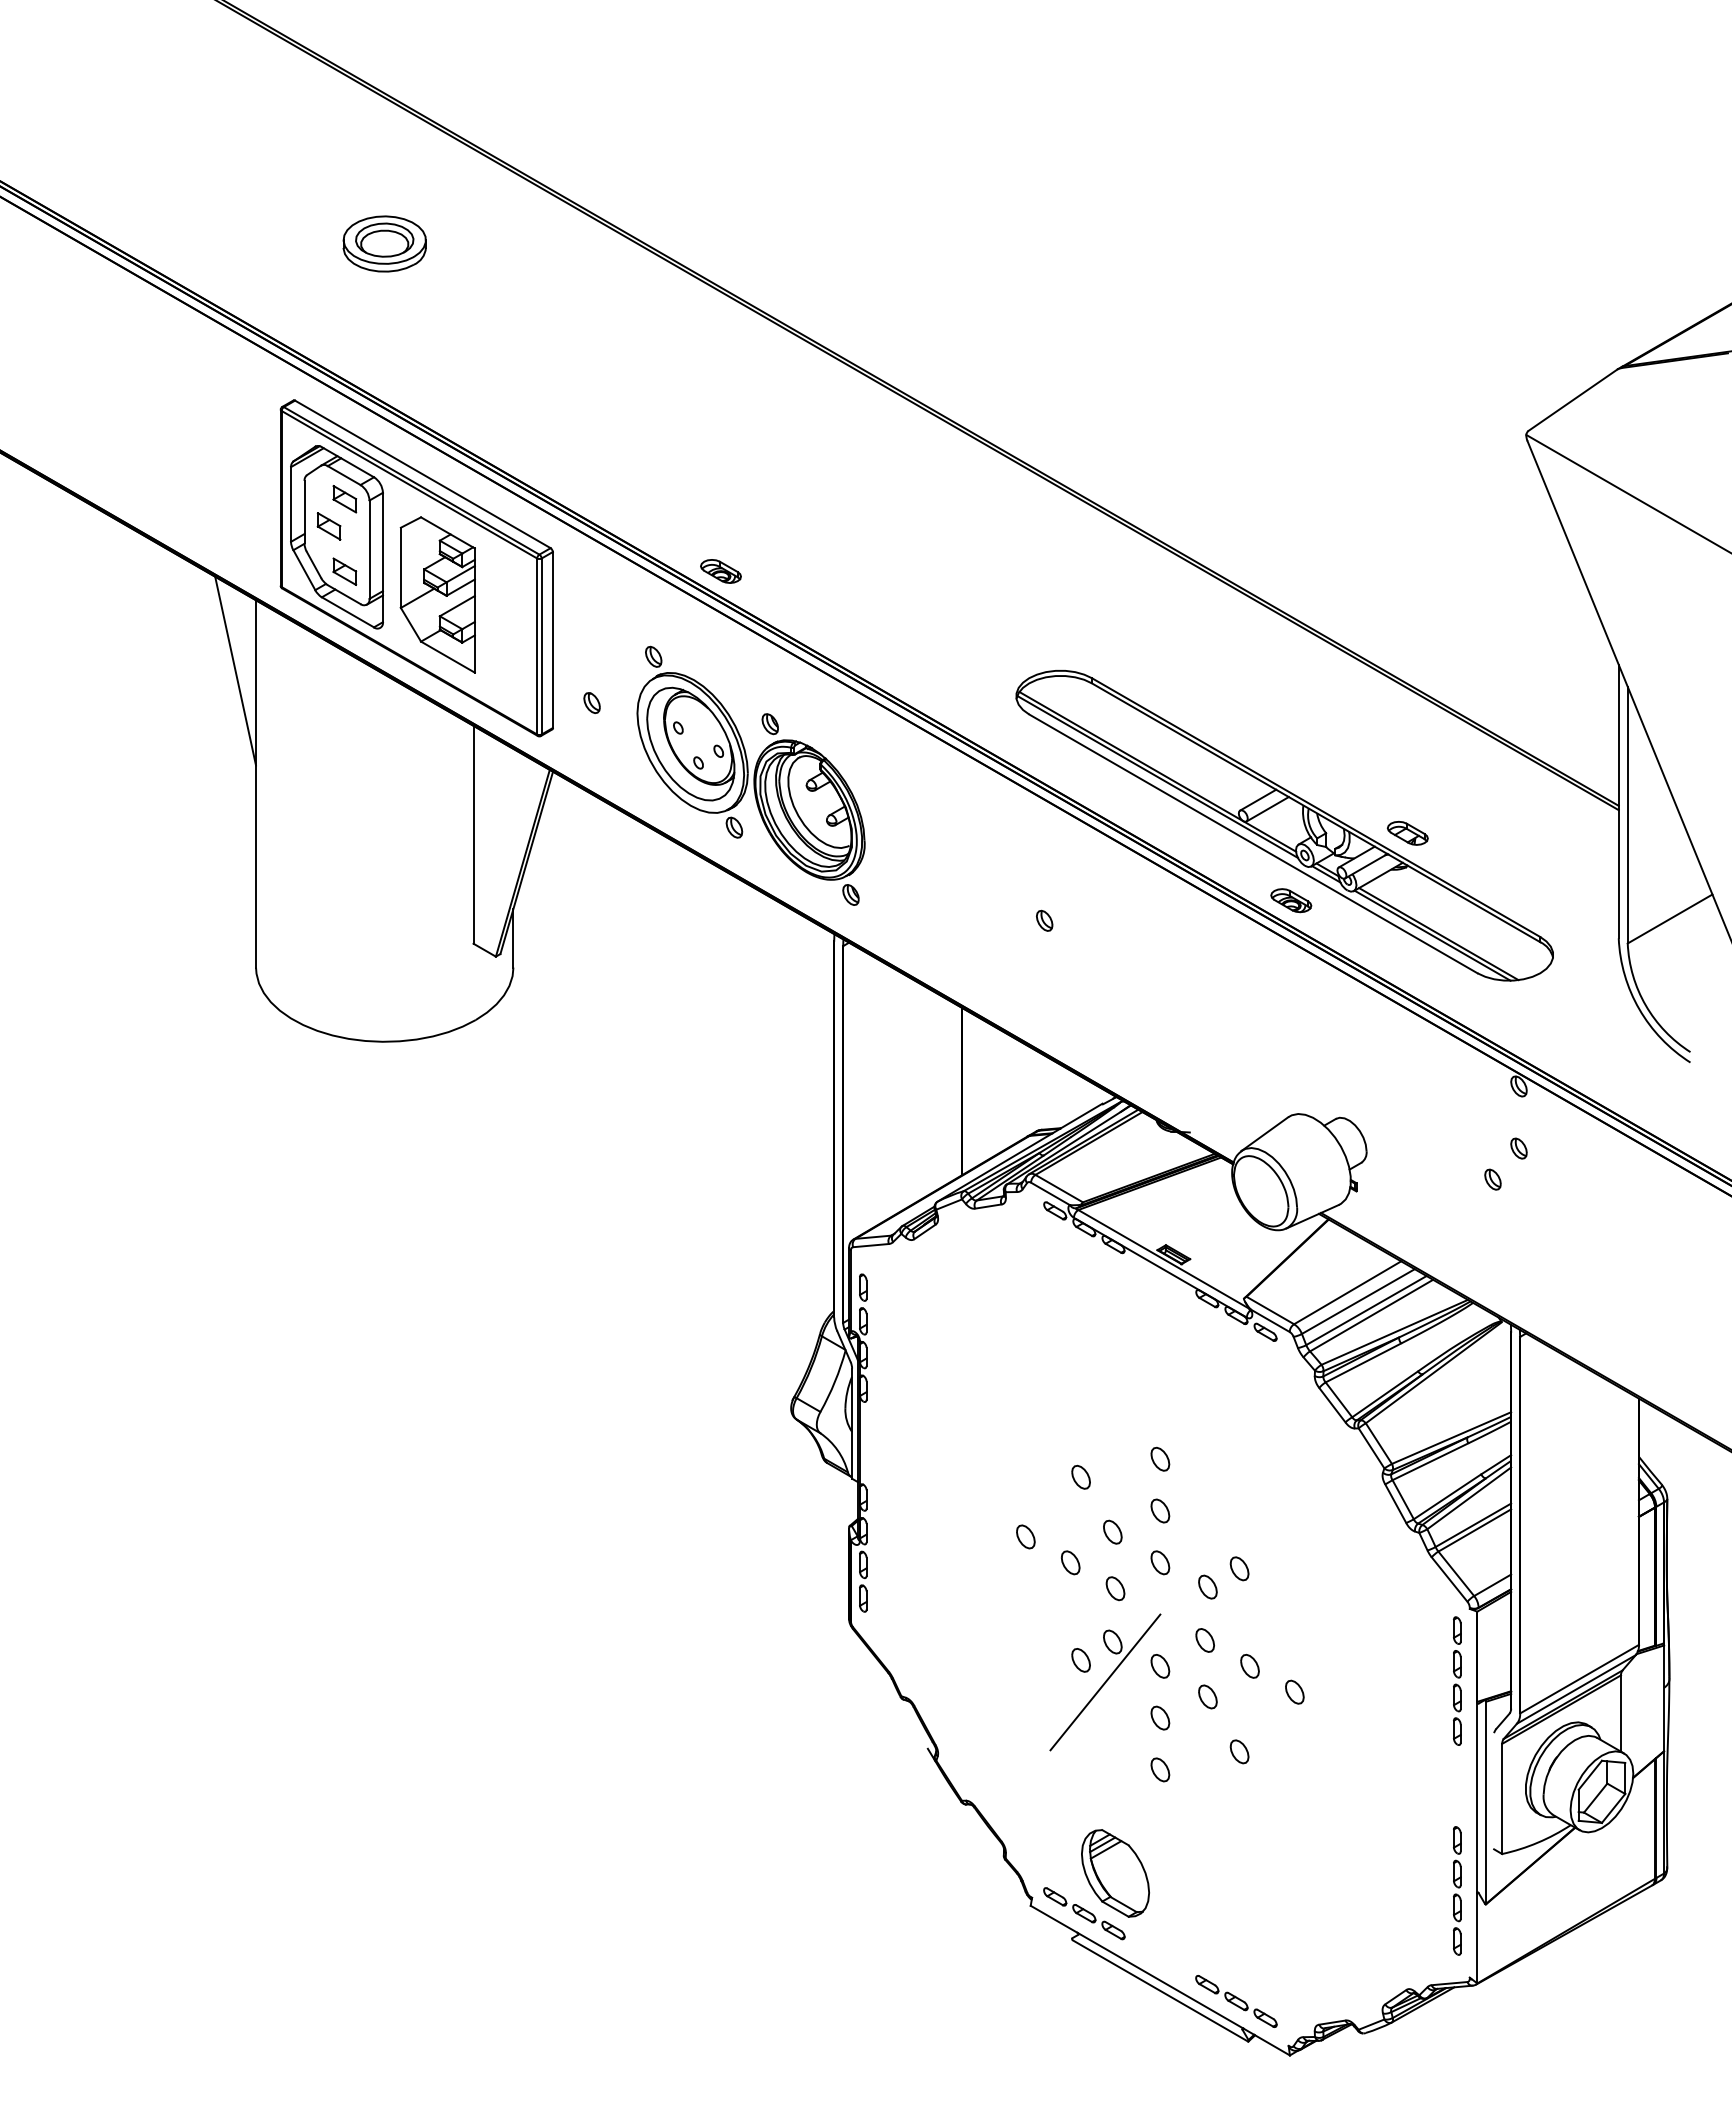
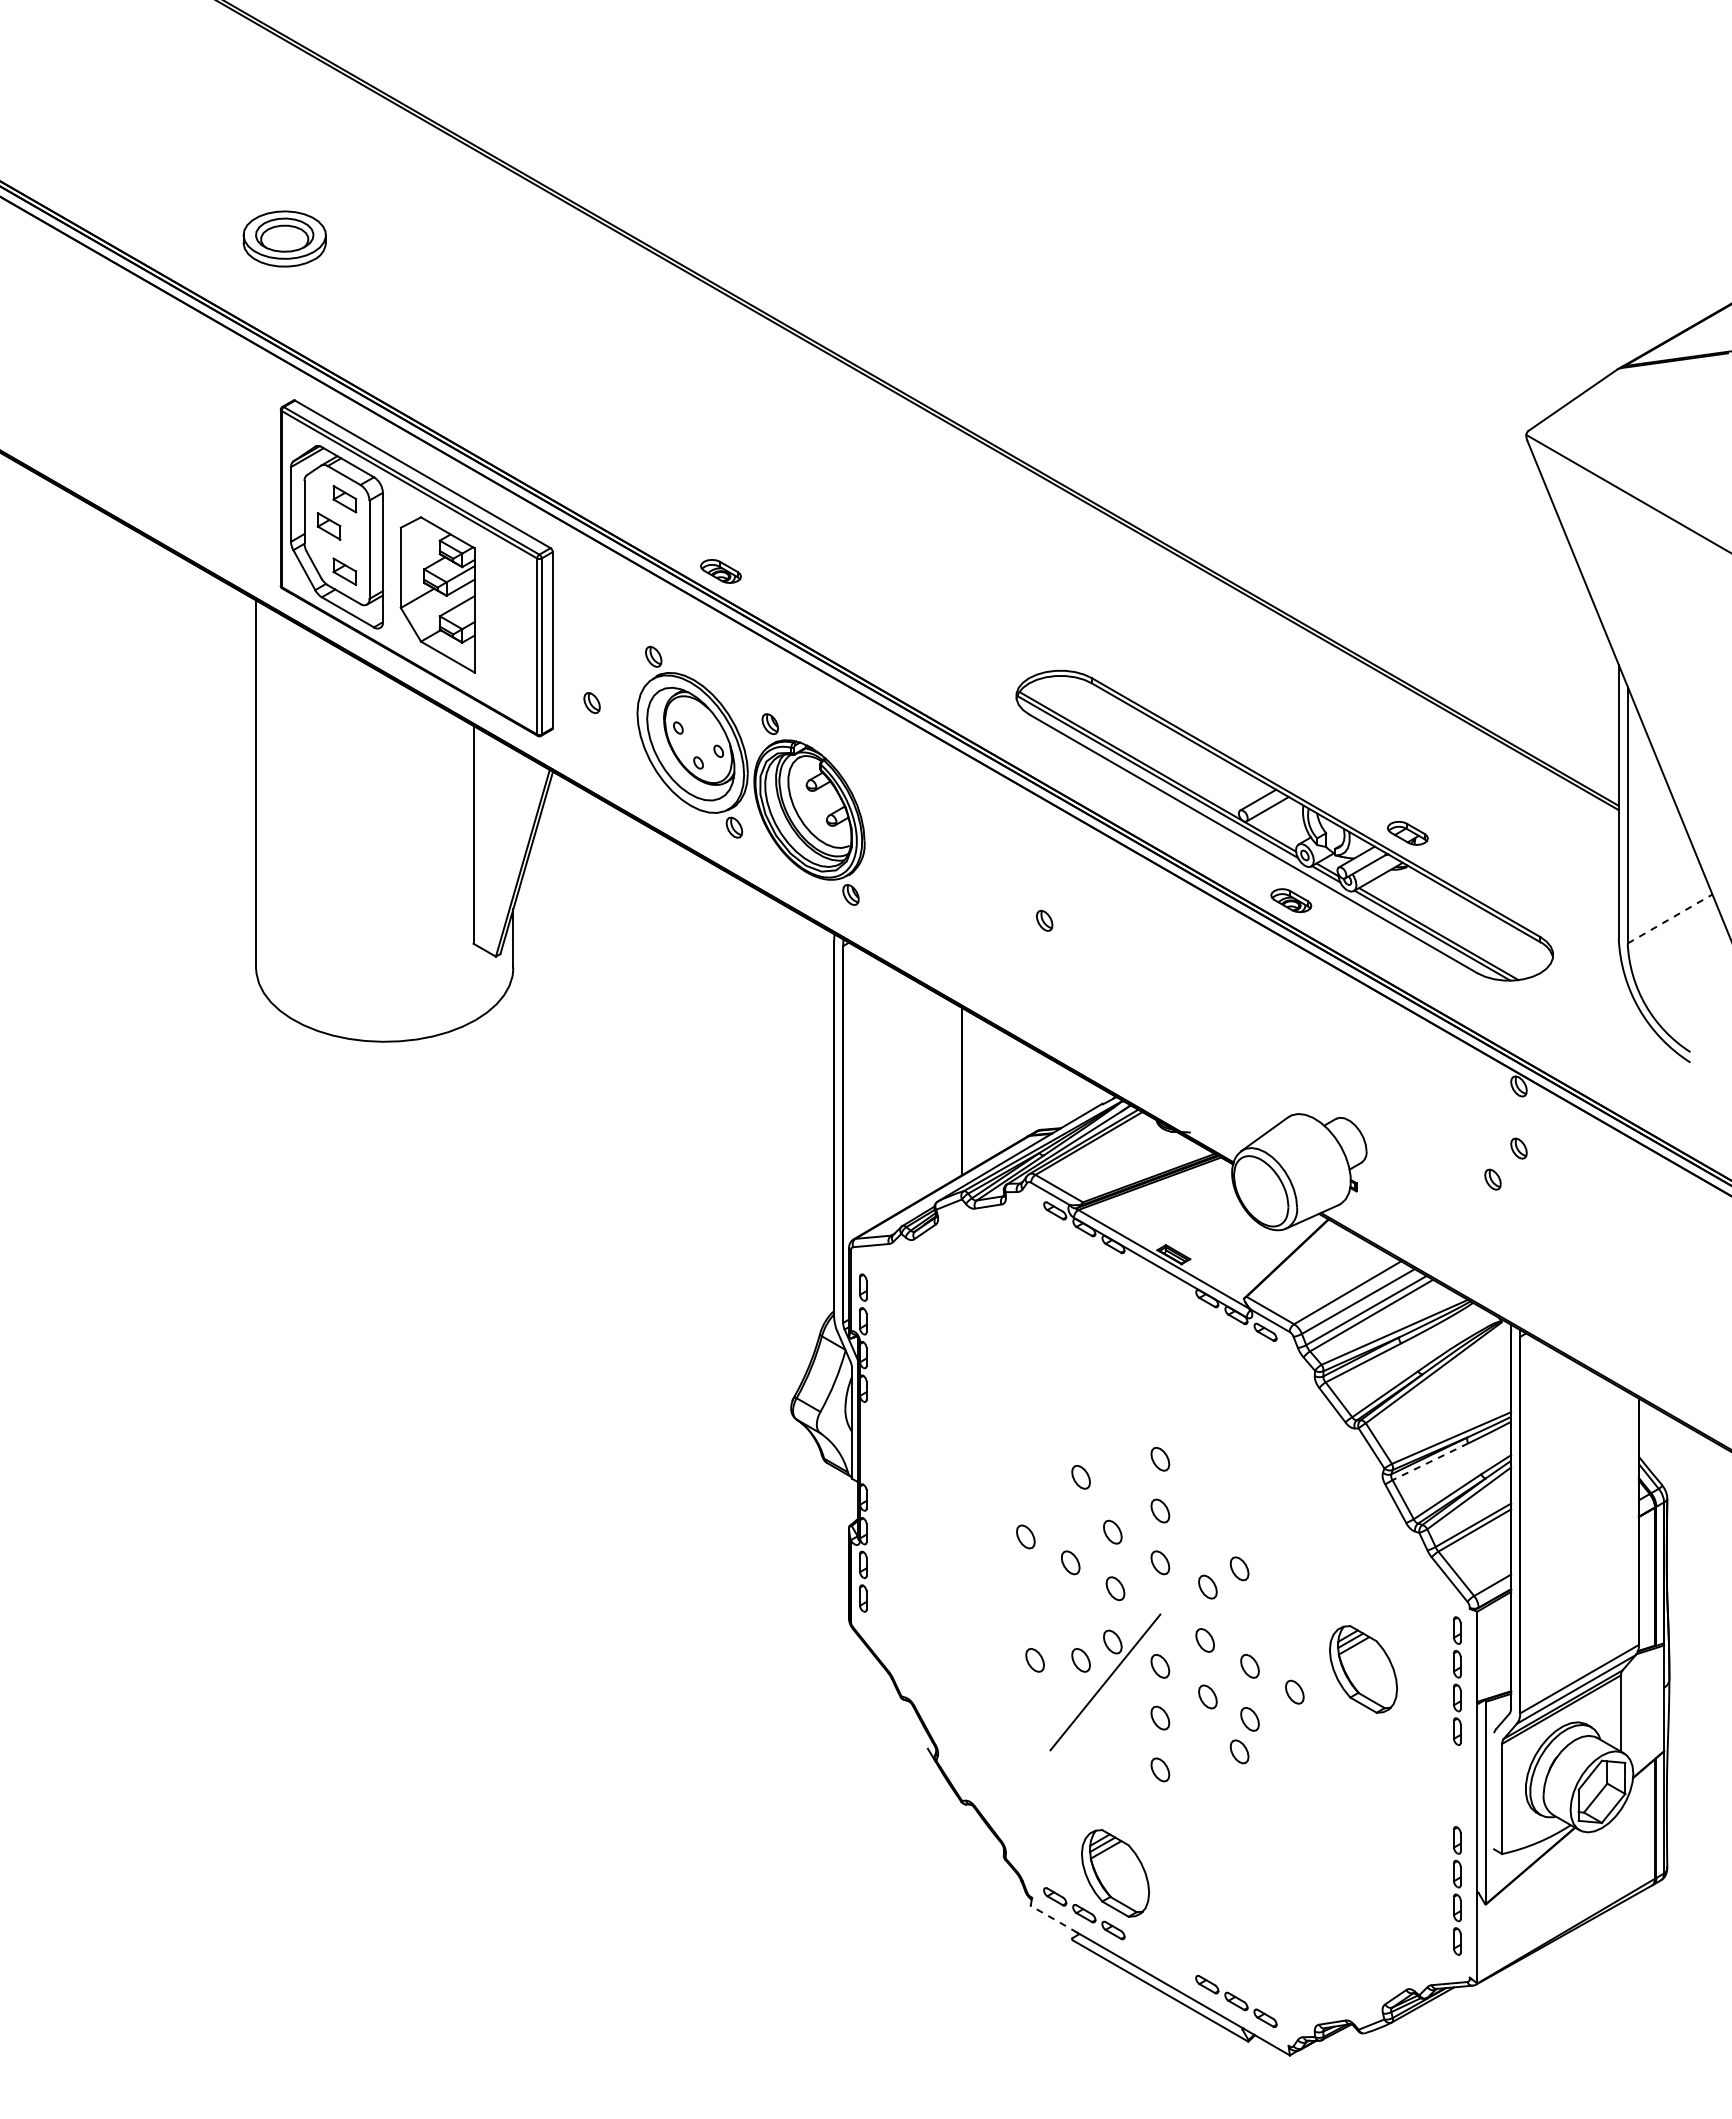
part position: (384, 243) -> (284, 238) (284, 238)
line: present -> none (235, 670)
line: solid -> dashed (1670, 919)
line: solid -> dashed (1429, 1462)
part: none -> present (1034, 1660)
part: none -> present (1363, 1669)
part: none -> present (1249, 1718)
line: solid -> dashed (1054, 1919)
